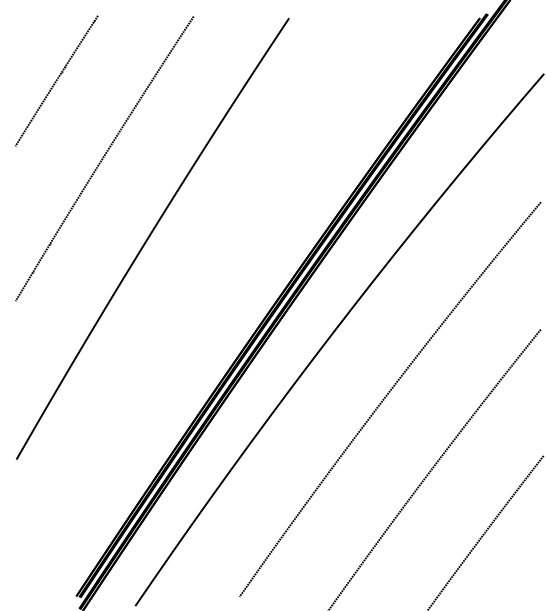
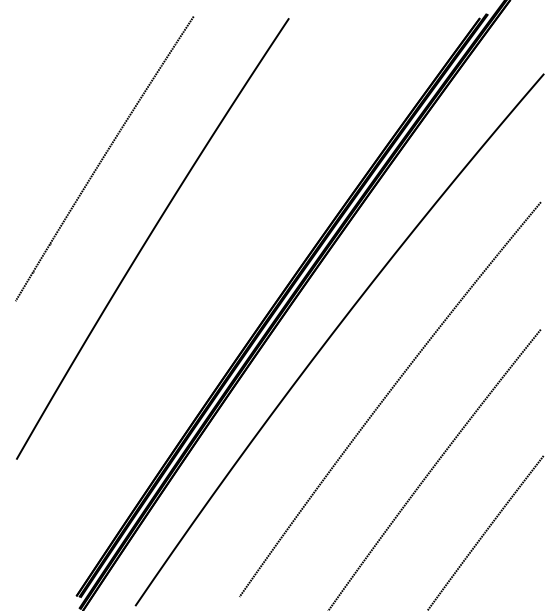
line: present -> none (56, 80)
